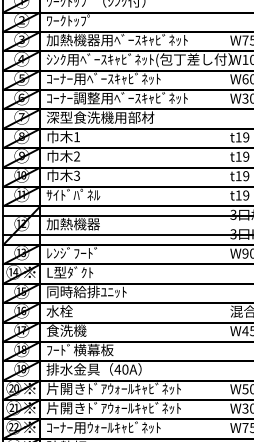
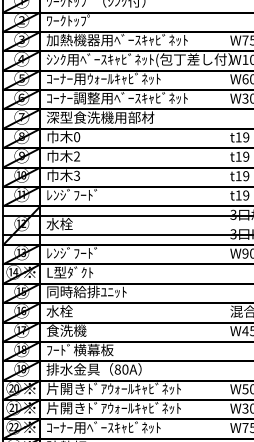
text: ｺｰﾅｰ用ﾍﾞｰｽｷｬﾋﾞﾈｯﾄ -> ｺｰﾅｰ用ｳｫｰﾙｷｬﾋﾞﾈｯﾄ (100, 78)
text: 1 -> 0 (77, 137)
text: ｻｲﾄﾞﾊﾟﾈﾙ -> ﾚﾝｼﾞﾌｰﾄﾞ (73, 194)
text: 加熱機器 -> 水栓 (72, 224)
text: 40A -> 80A (117, 369)
text: ｺｰﾅｰ用ｳｫｰﾙｷｬﾋﾞﾈｯﾄ -> ｺｰﾅｰ用ﾍﾞｰｽｷｬﾋﾞﾈｯﾄ (100, 427)
